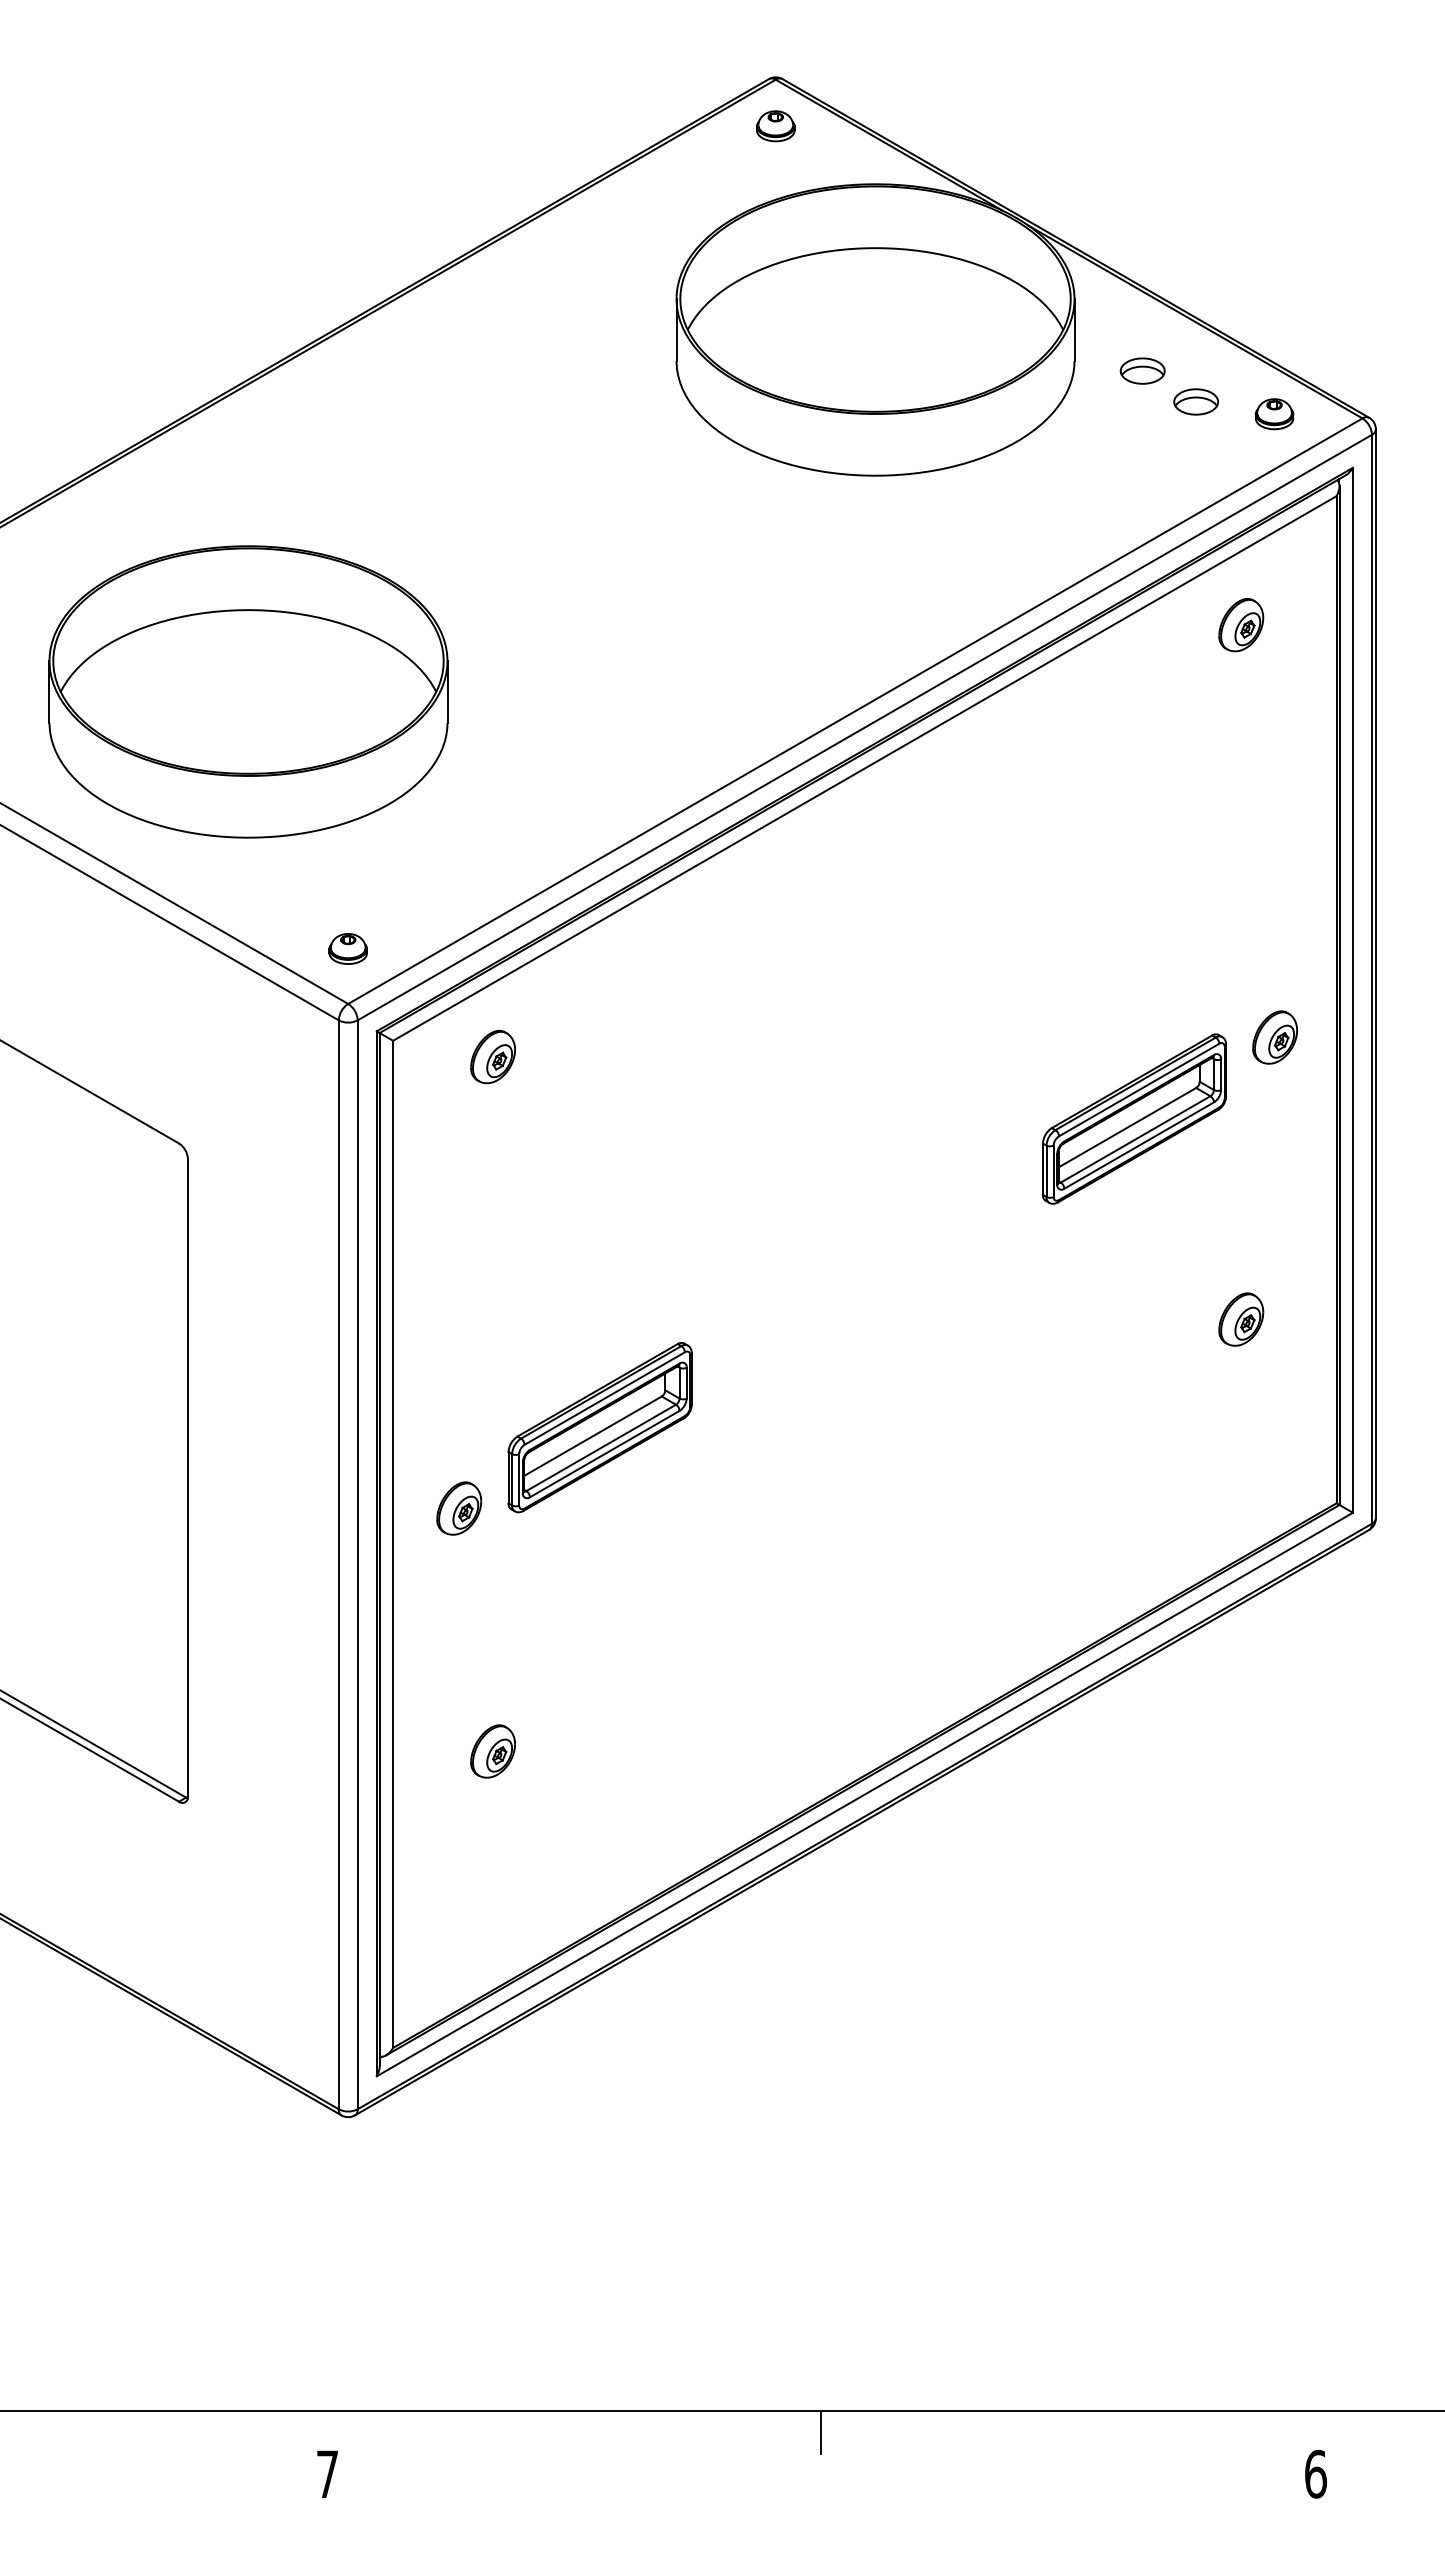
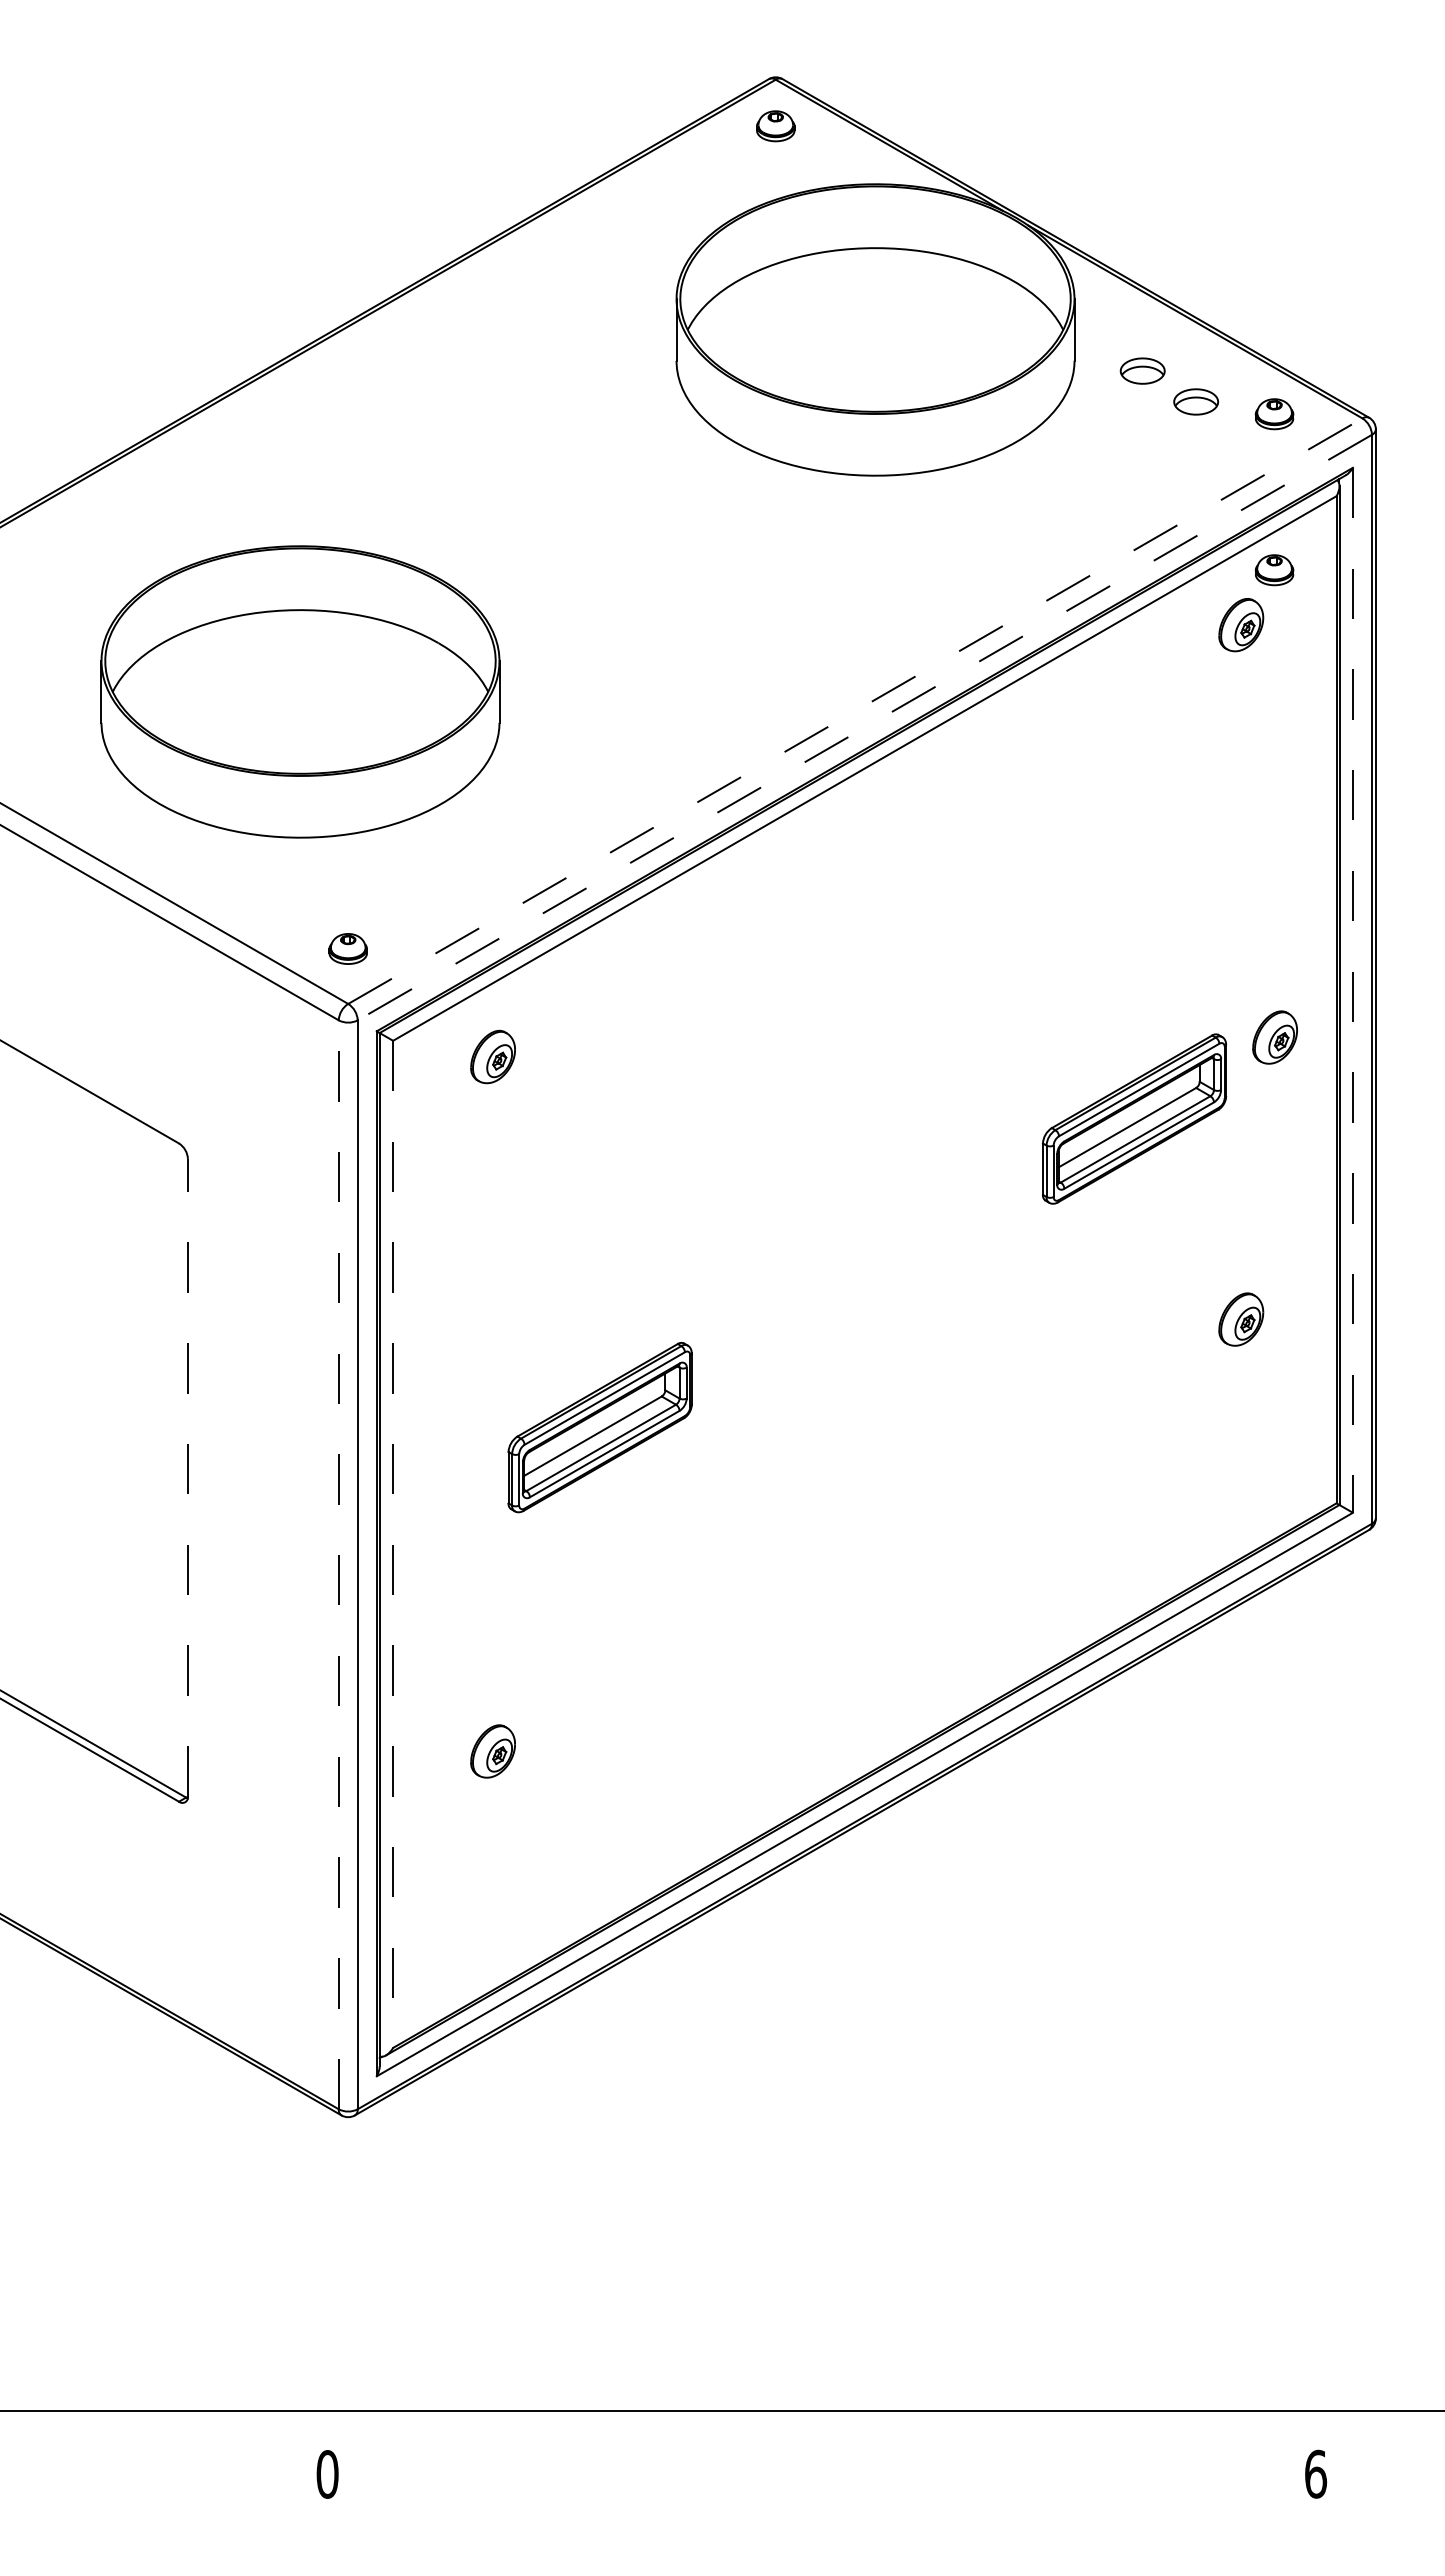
part: none -> present (1274, 570)
part position: (248, 691) -> (300, 691) (300, 691)
line: solid -> dashed (855, 711)
line: solid -> dashed (864, 727)
line: solid -> dashed (1352, 990)
line: solid -> dashed (187, 1477)
part: present -> none (459, 1508)
line: solid -> dashed (393, 1544)
line: solid -> dashed (338, 1564)
line: present -> none (820, 2432)
text: 7 -> 0 (327, 2474)
